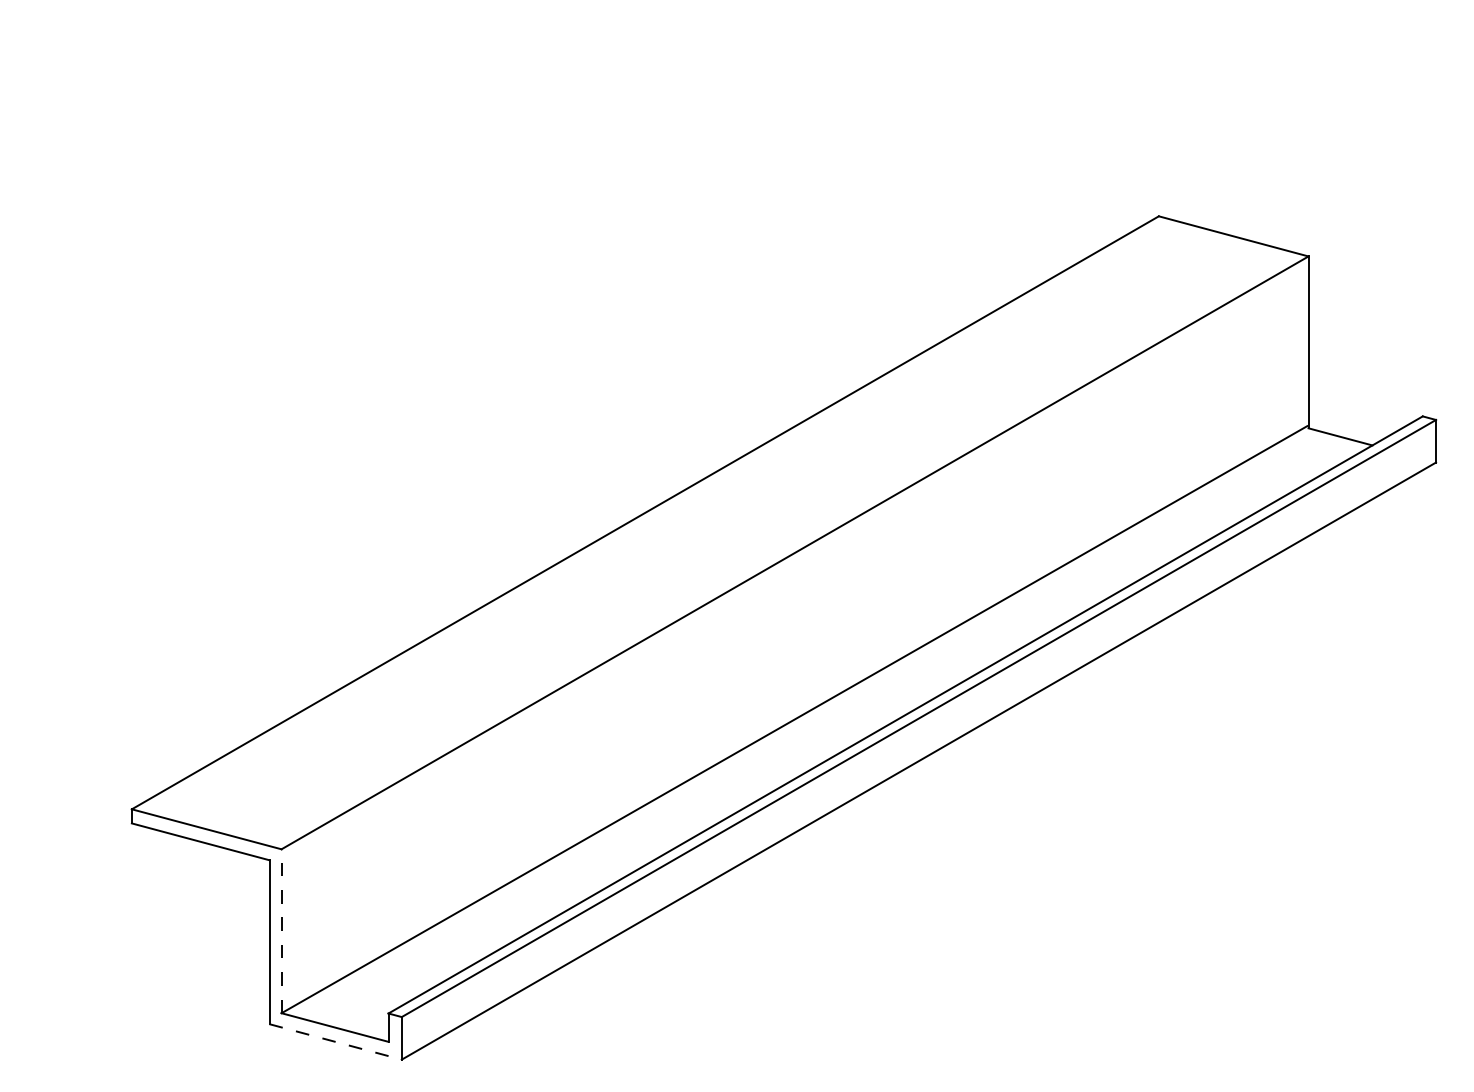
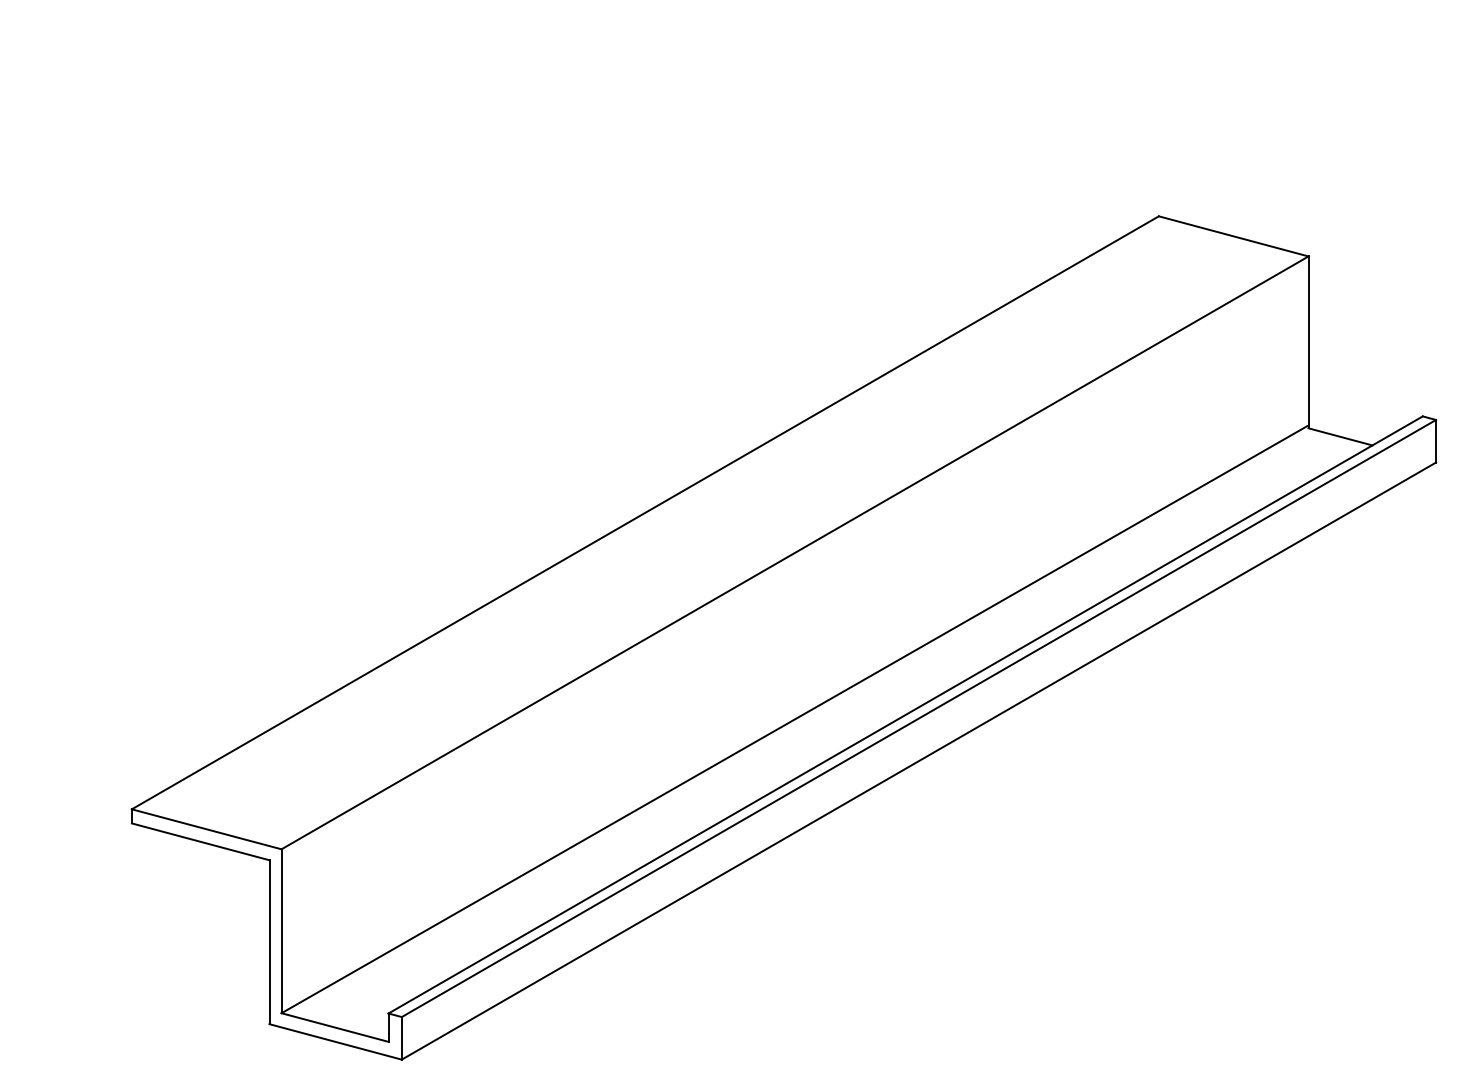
line: dashed -> solid (281, 931)
line: dashed -> solid (336, 1042)
